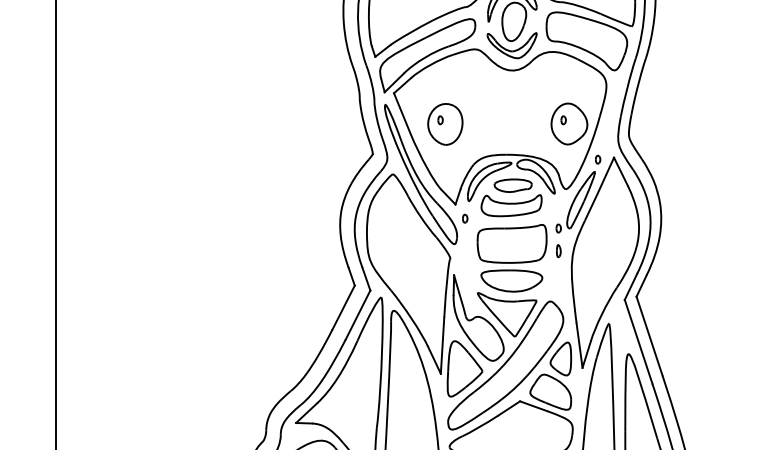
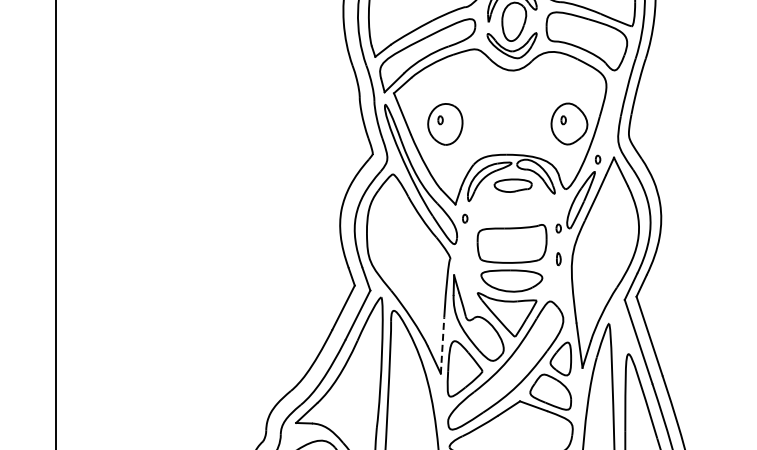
part: present -> none (511, 205)
part position: (558, 251) -> (558, 259) (558, 259)
line: solid -> dashed (442, 345)
